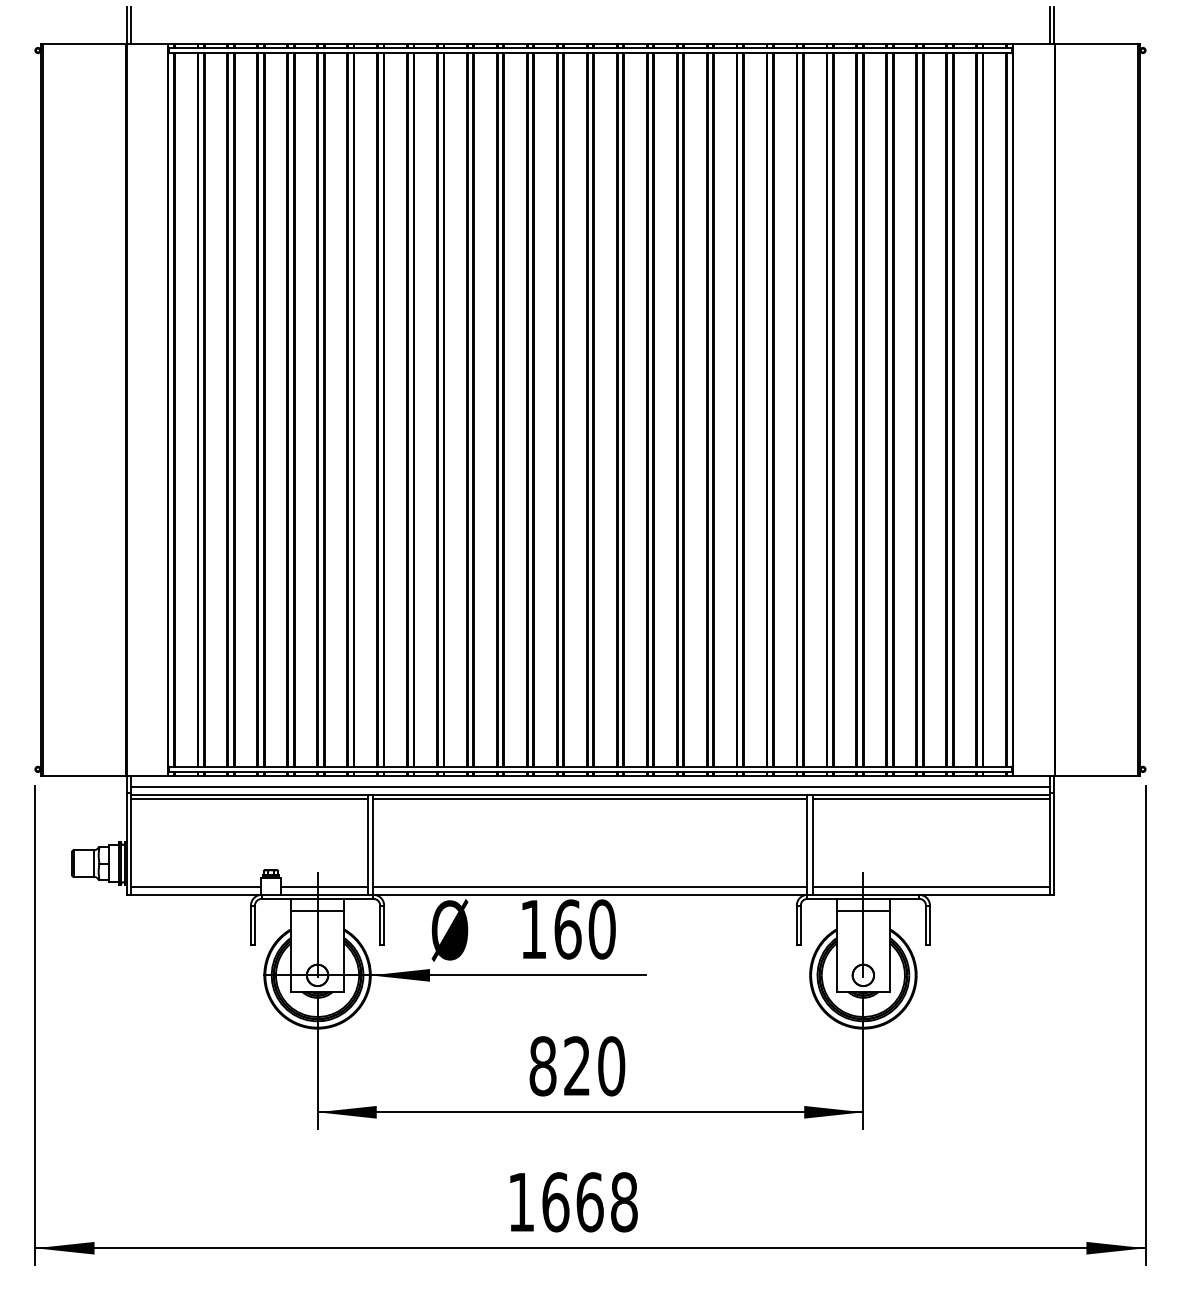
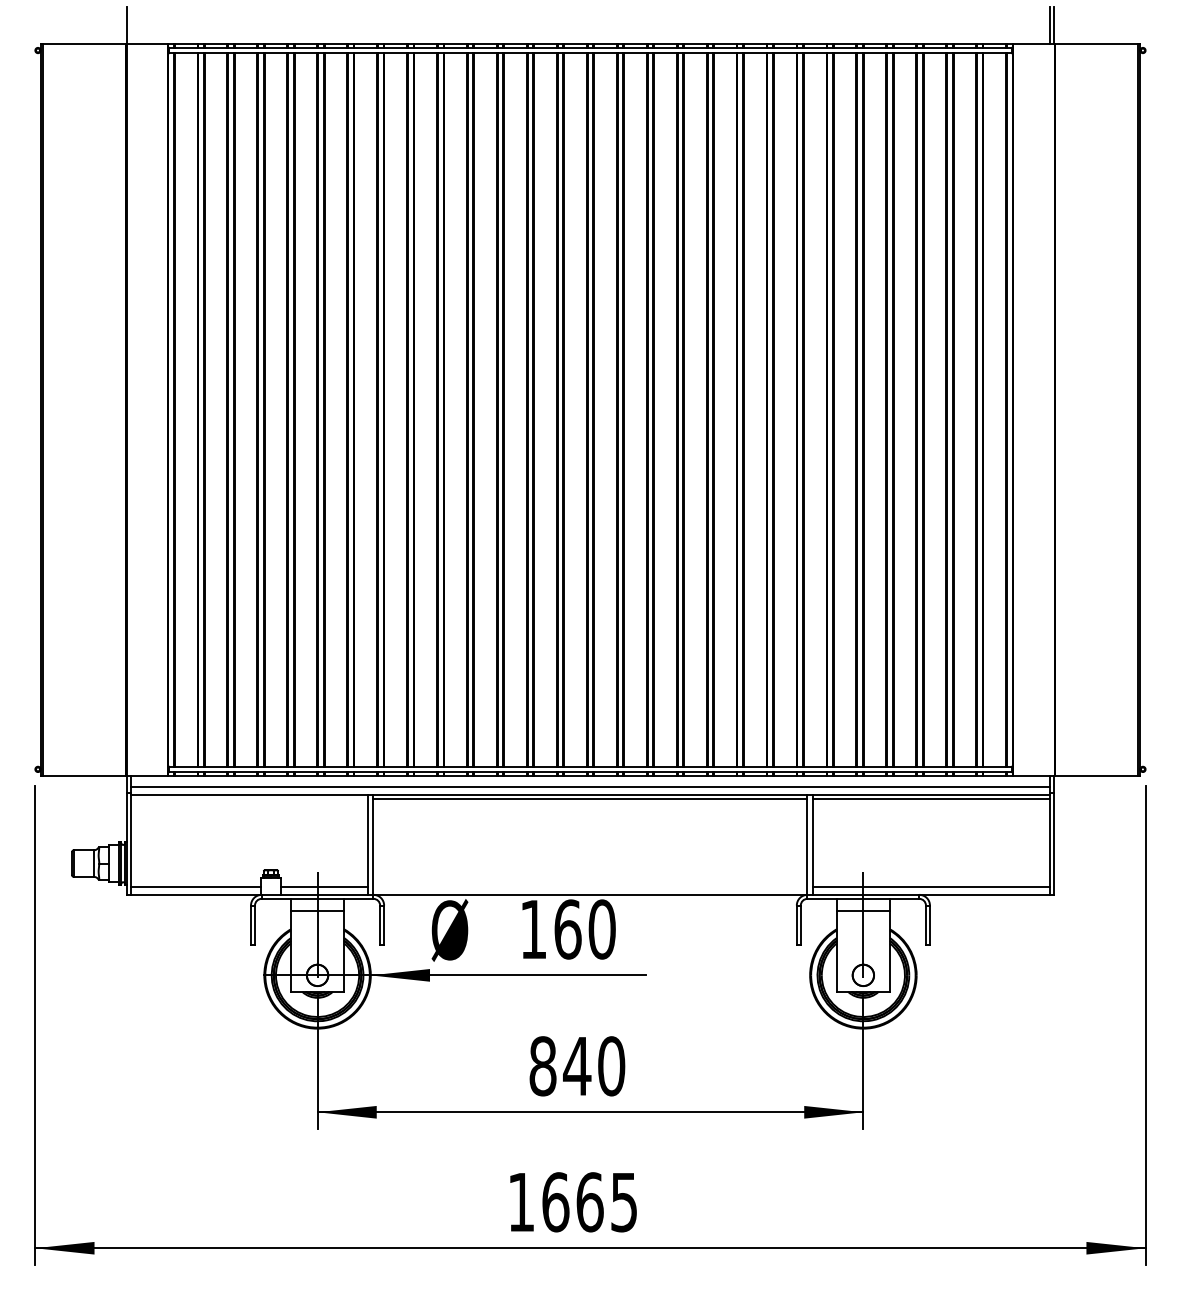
line: present -> none (131, 24)
line: present -> none (249, 799)
line: present -> none (590, 886)
text: 820 -> 840 (577, 1065)
text: 1668 -> 1665 (624, 1202)
